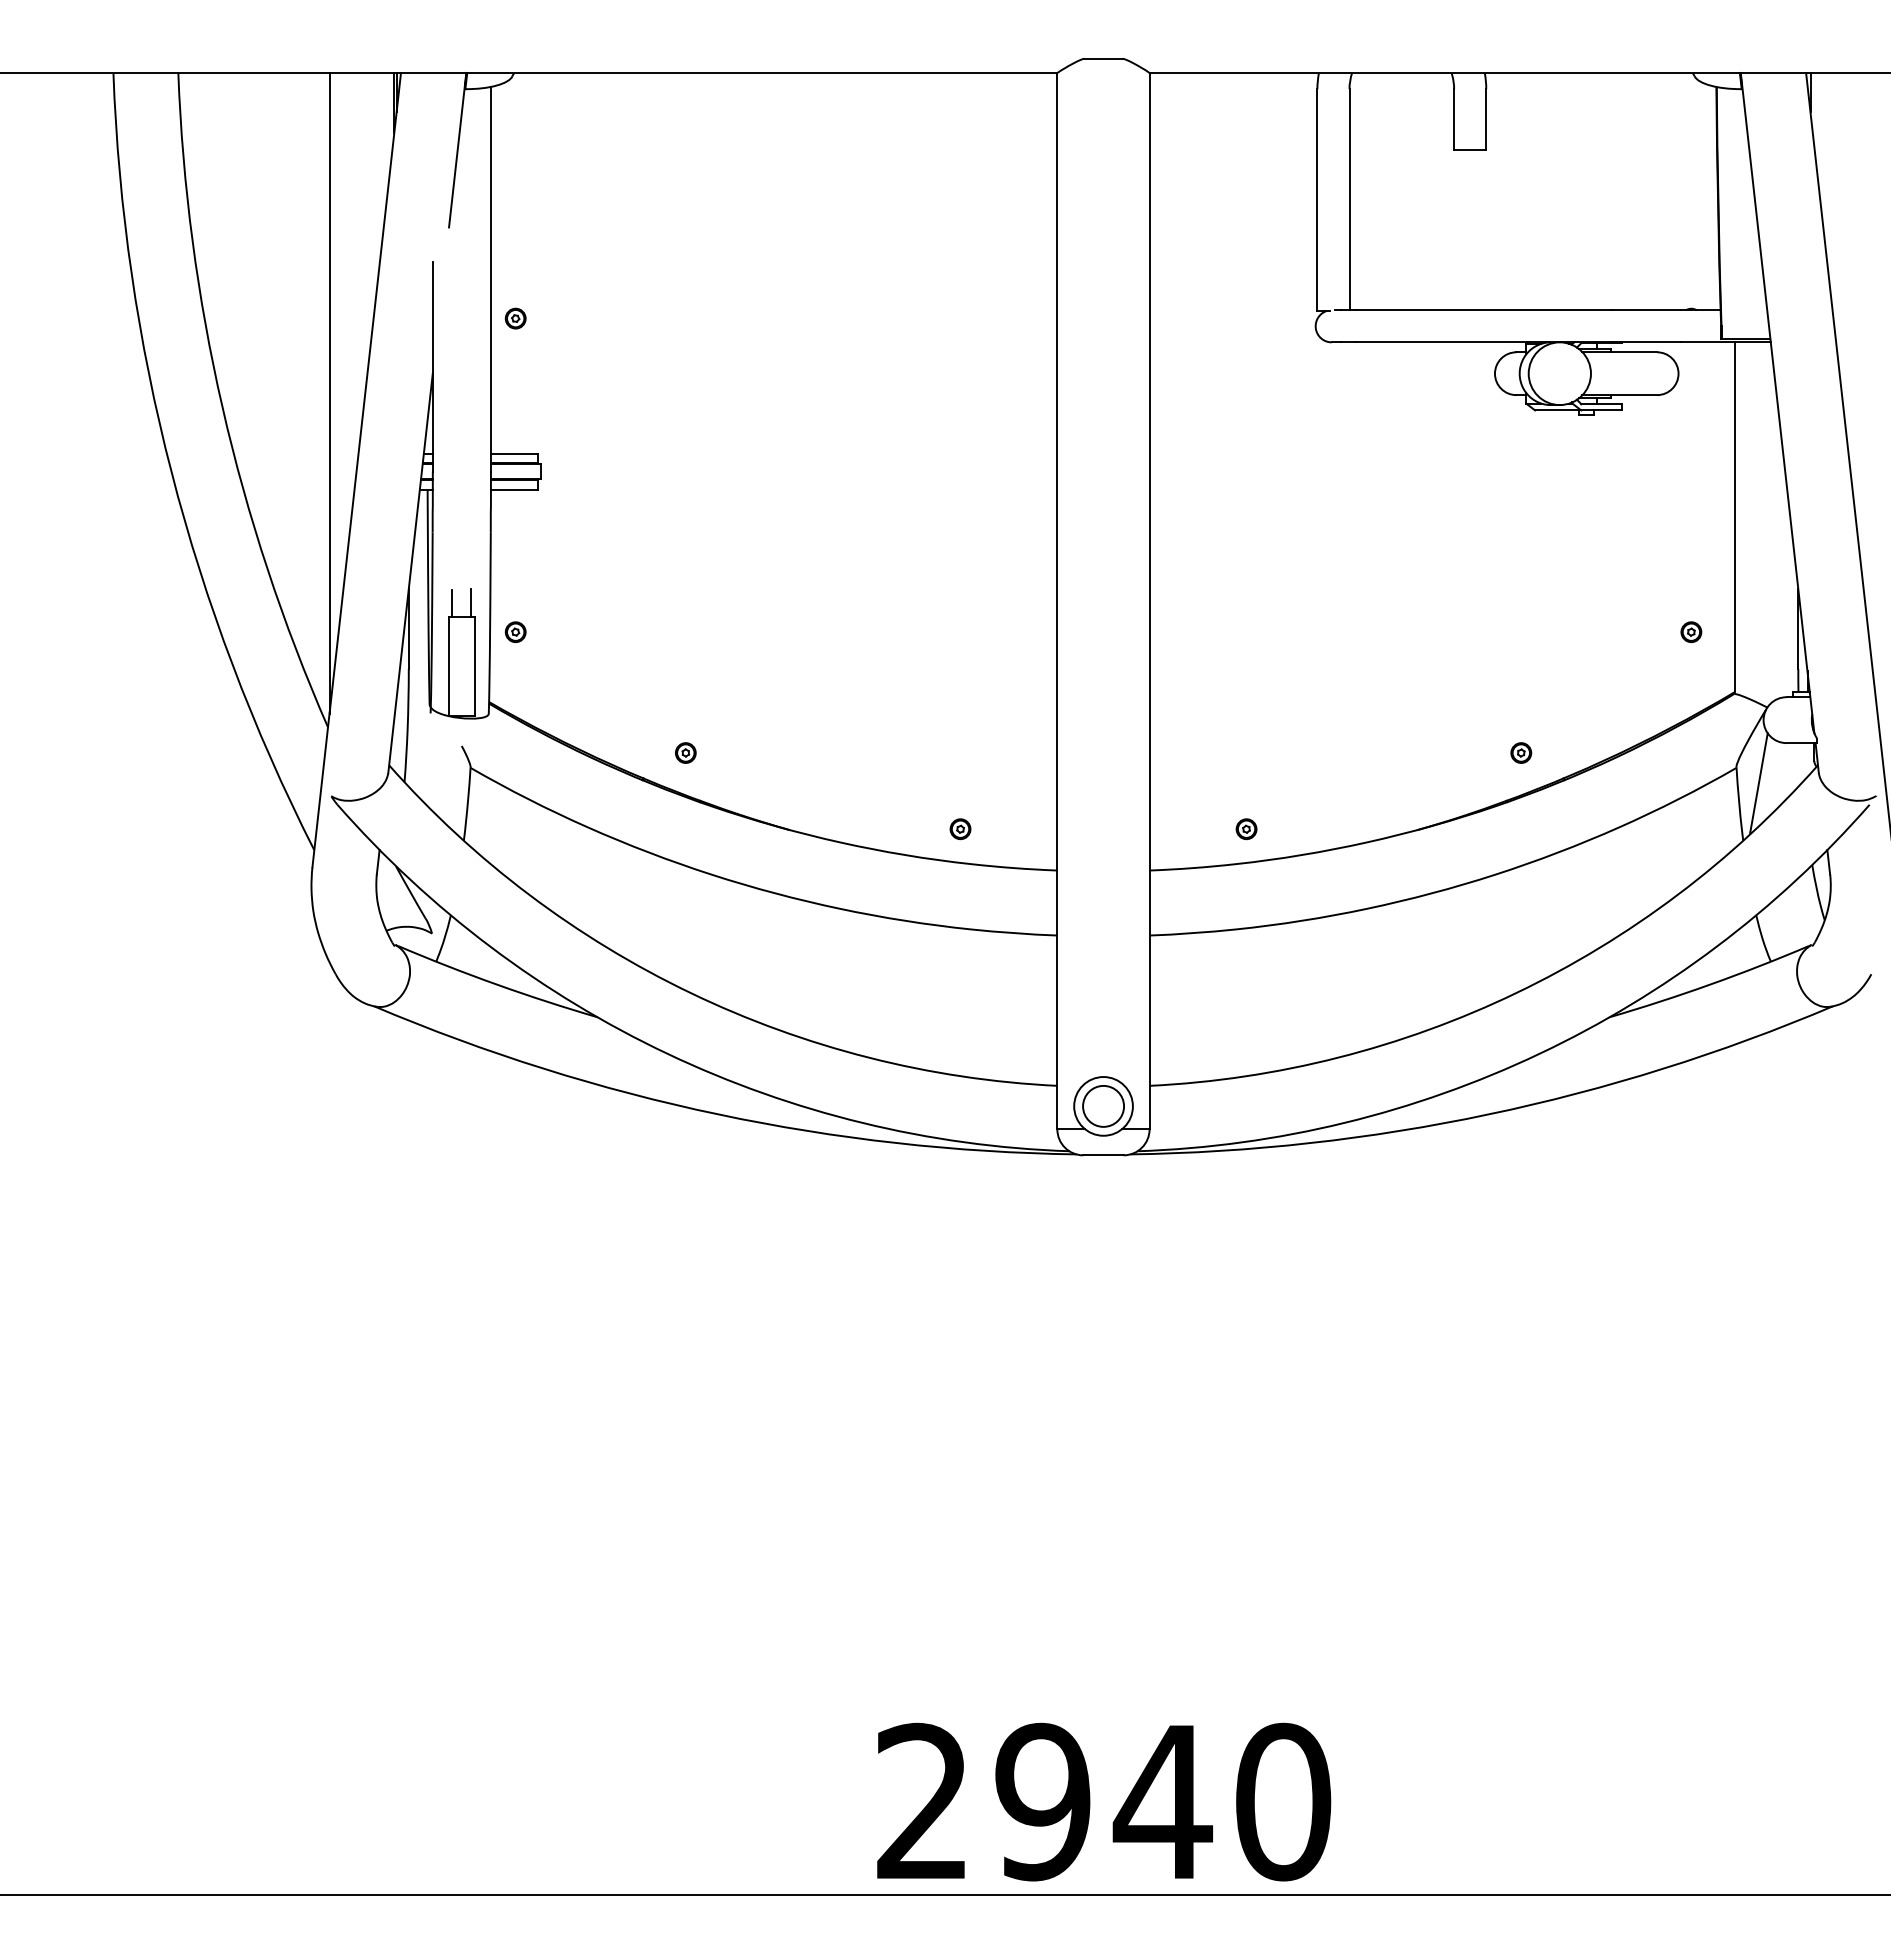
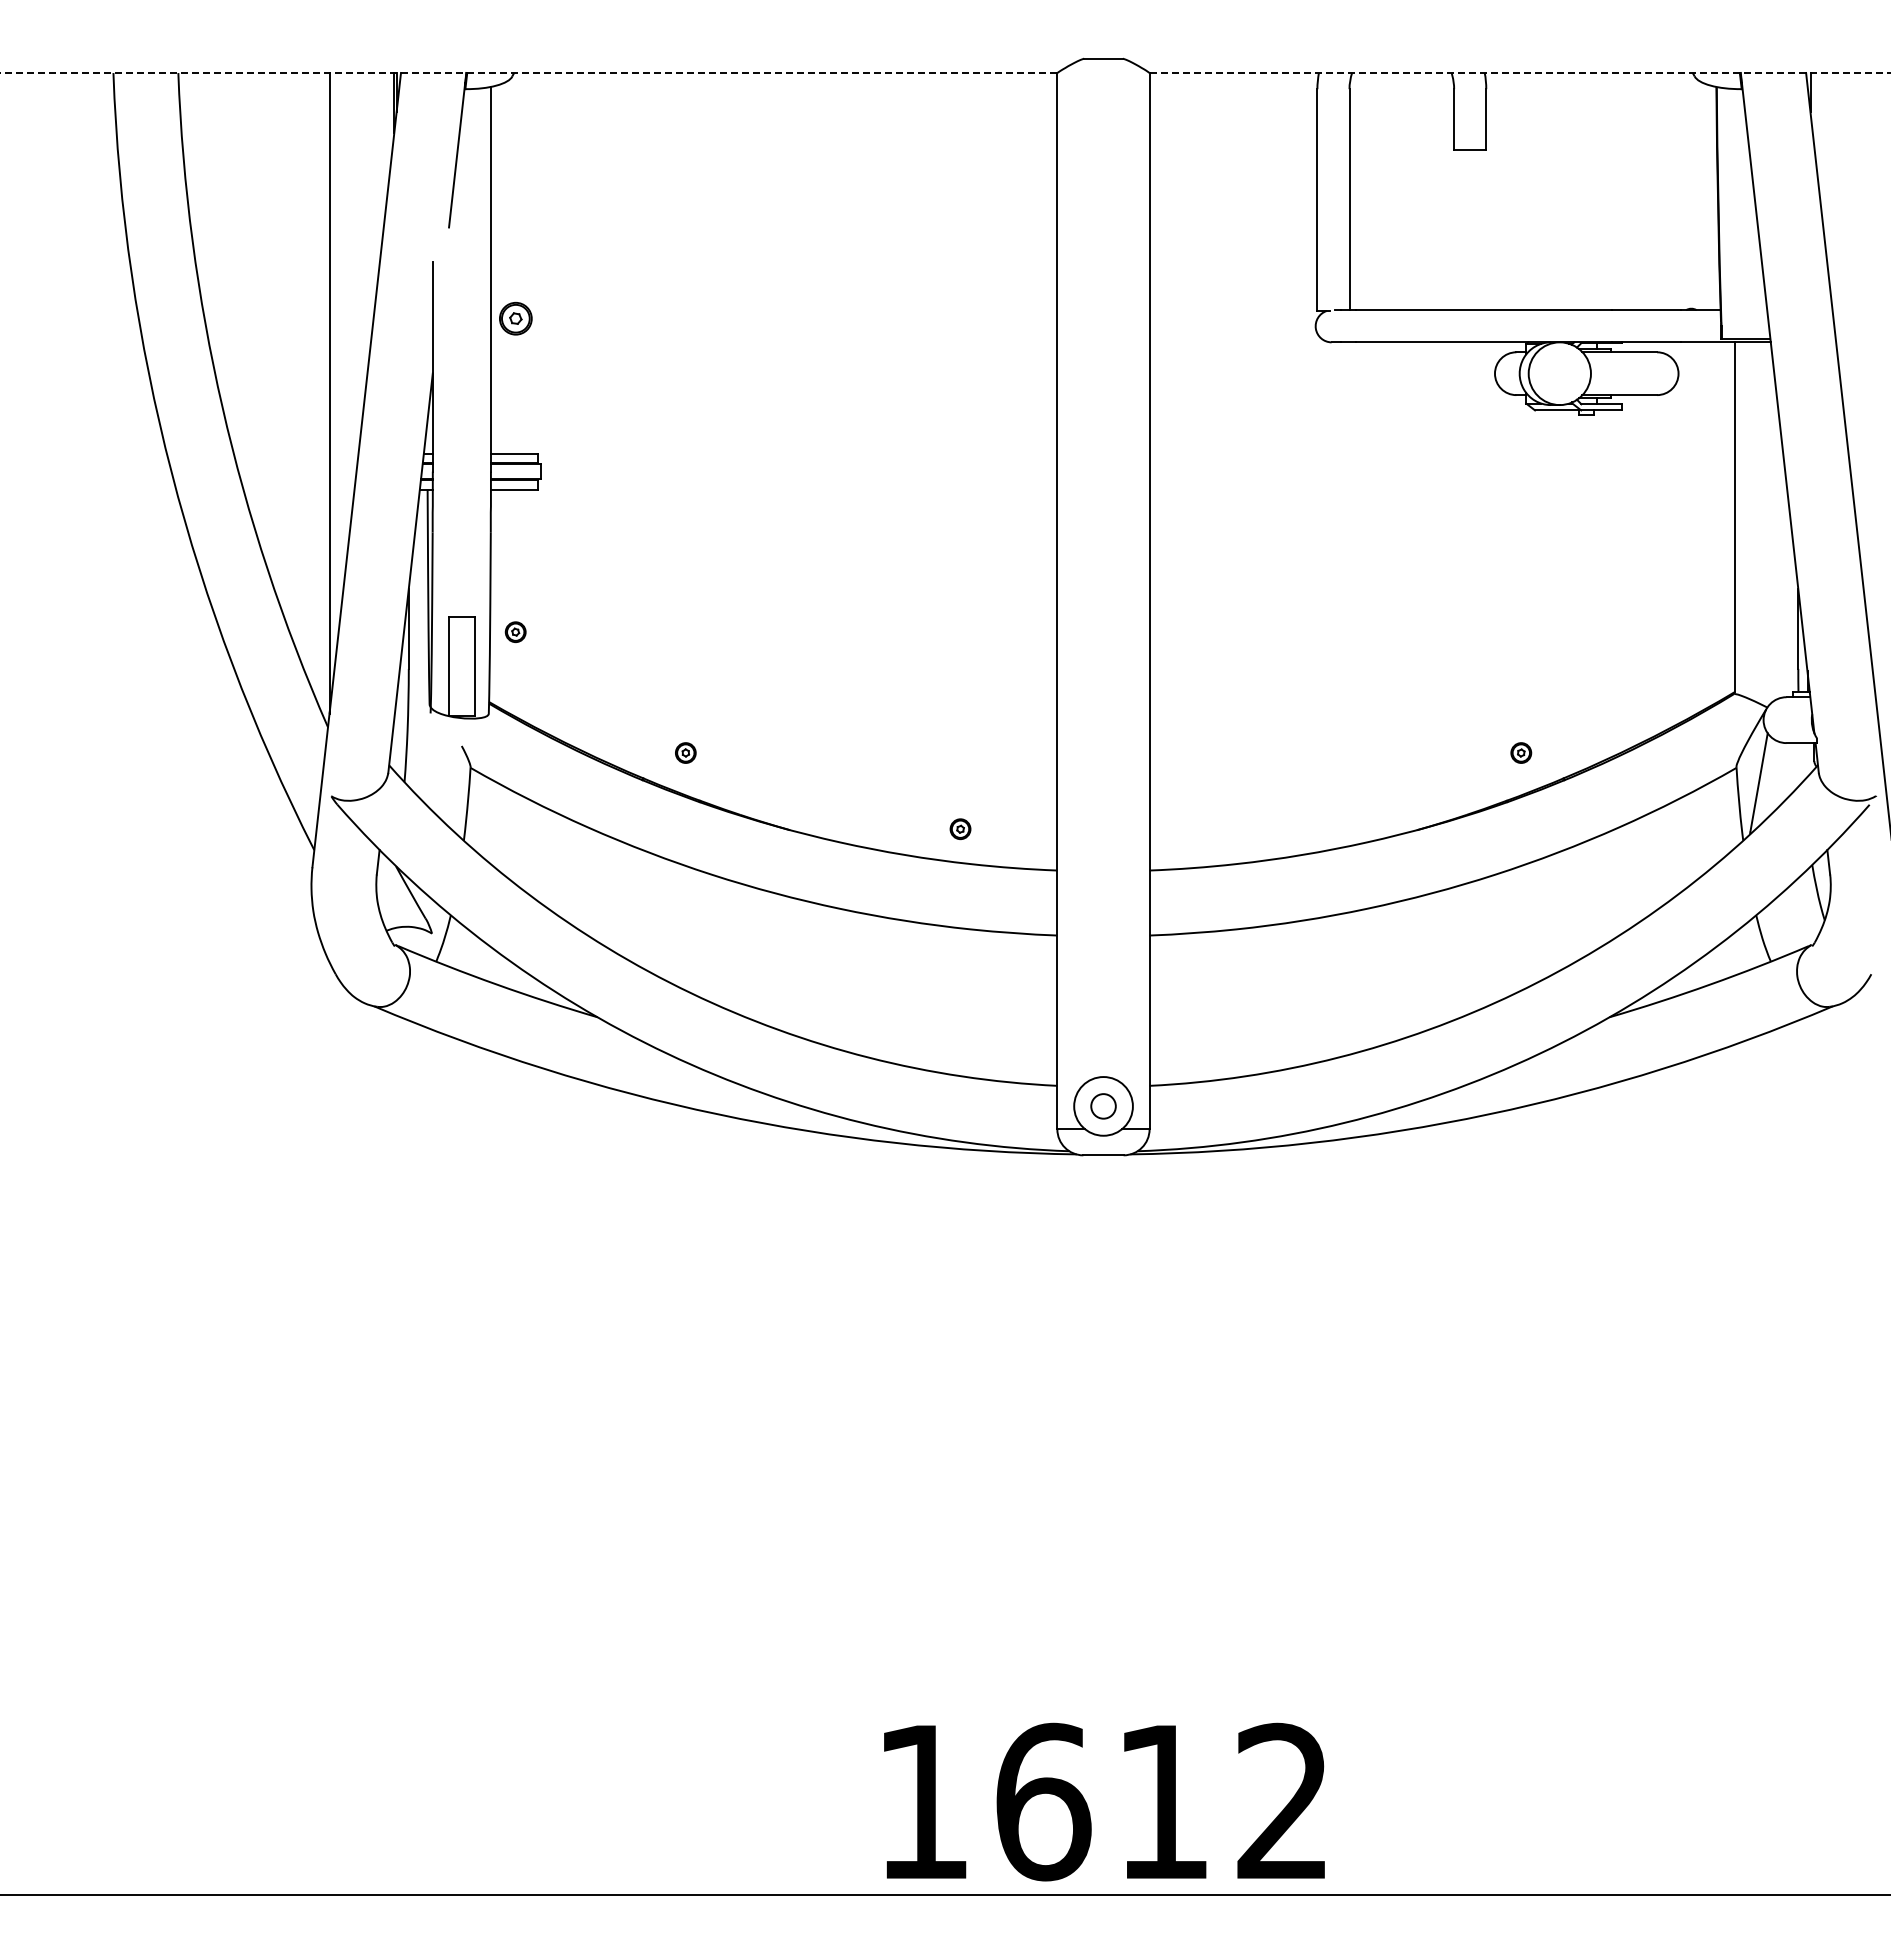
line: solid -> dashed (529, 72)
line: solid -> dashed (1520, 72)
part size: 23x23 px -> 34x34 px (515, 318)
line: present -> none (452, 602)
line: present -> none (470, 602)
part: present -> none (1691, 631)
part: present -> none (1246, 829)
circle diameter: 41 px -> 25 px (1103, 1106)
text: 2940 -> 1612 (1104, 1801)
